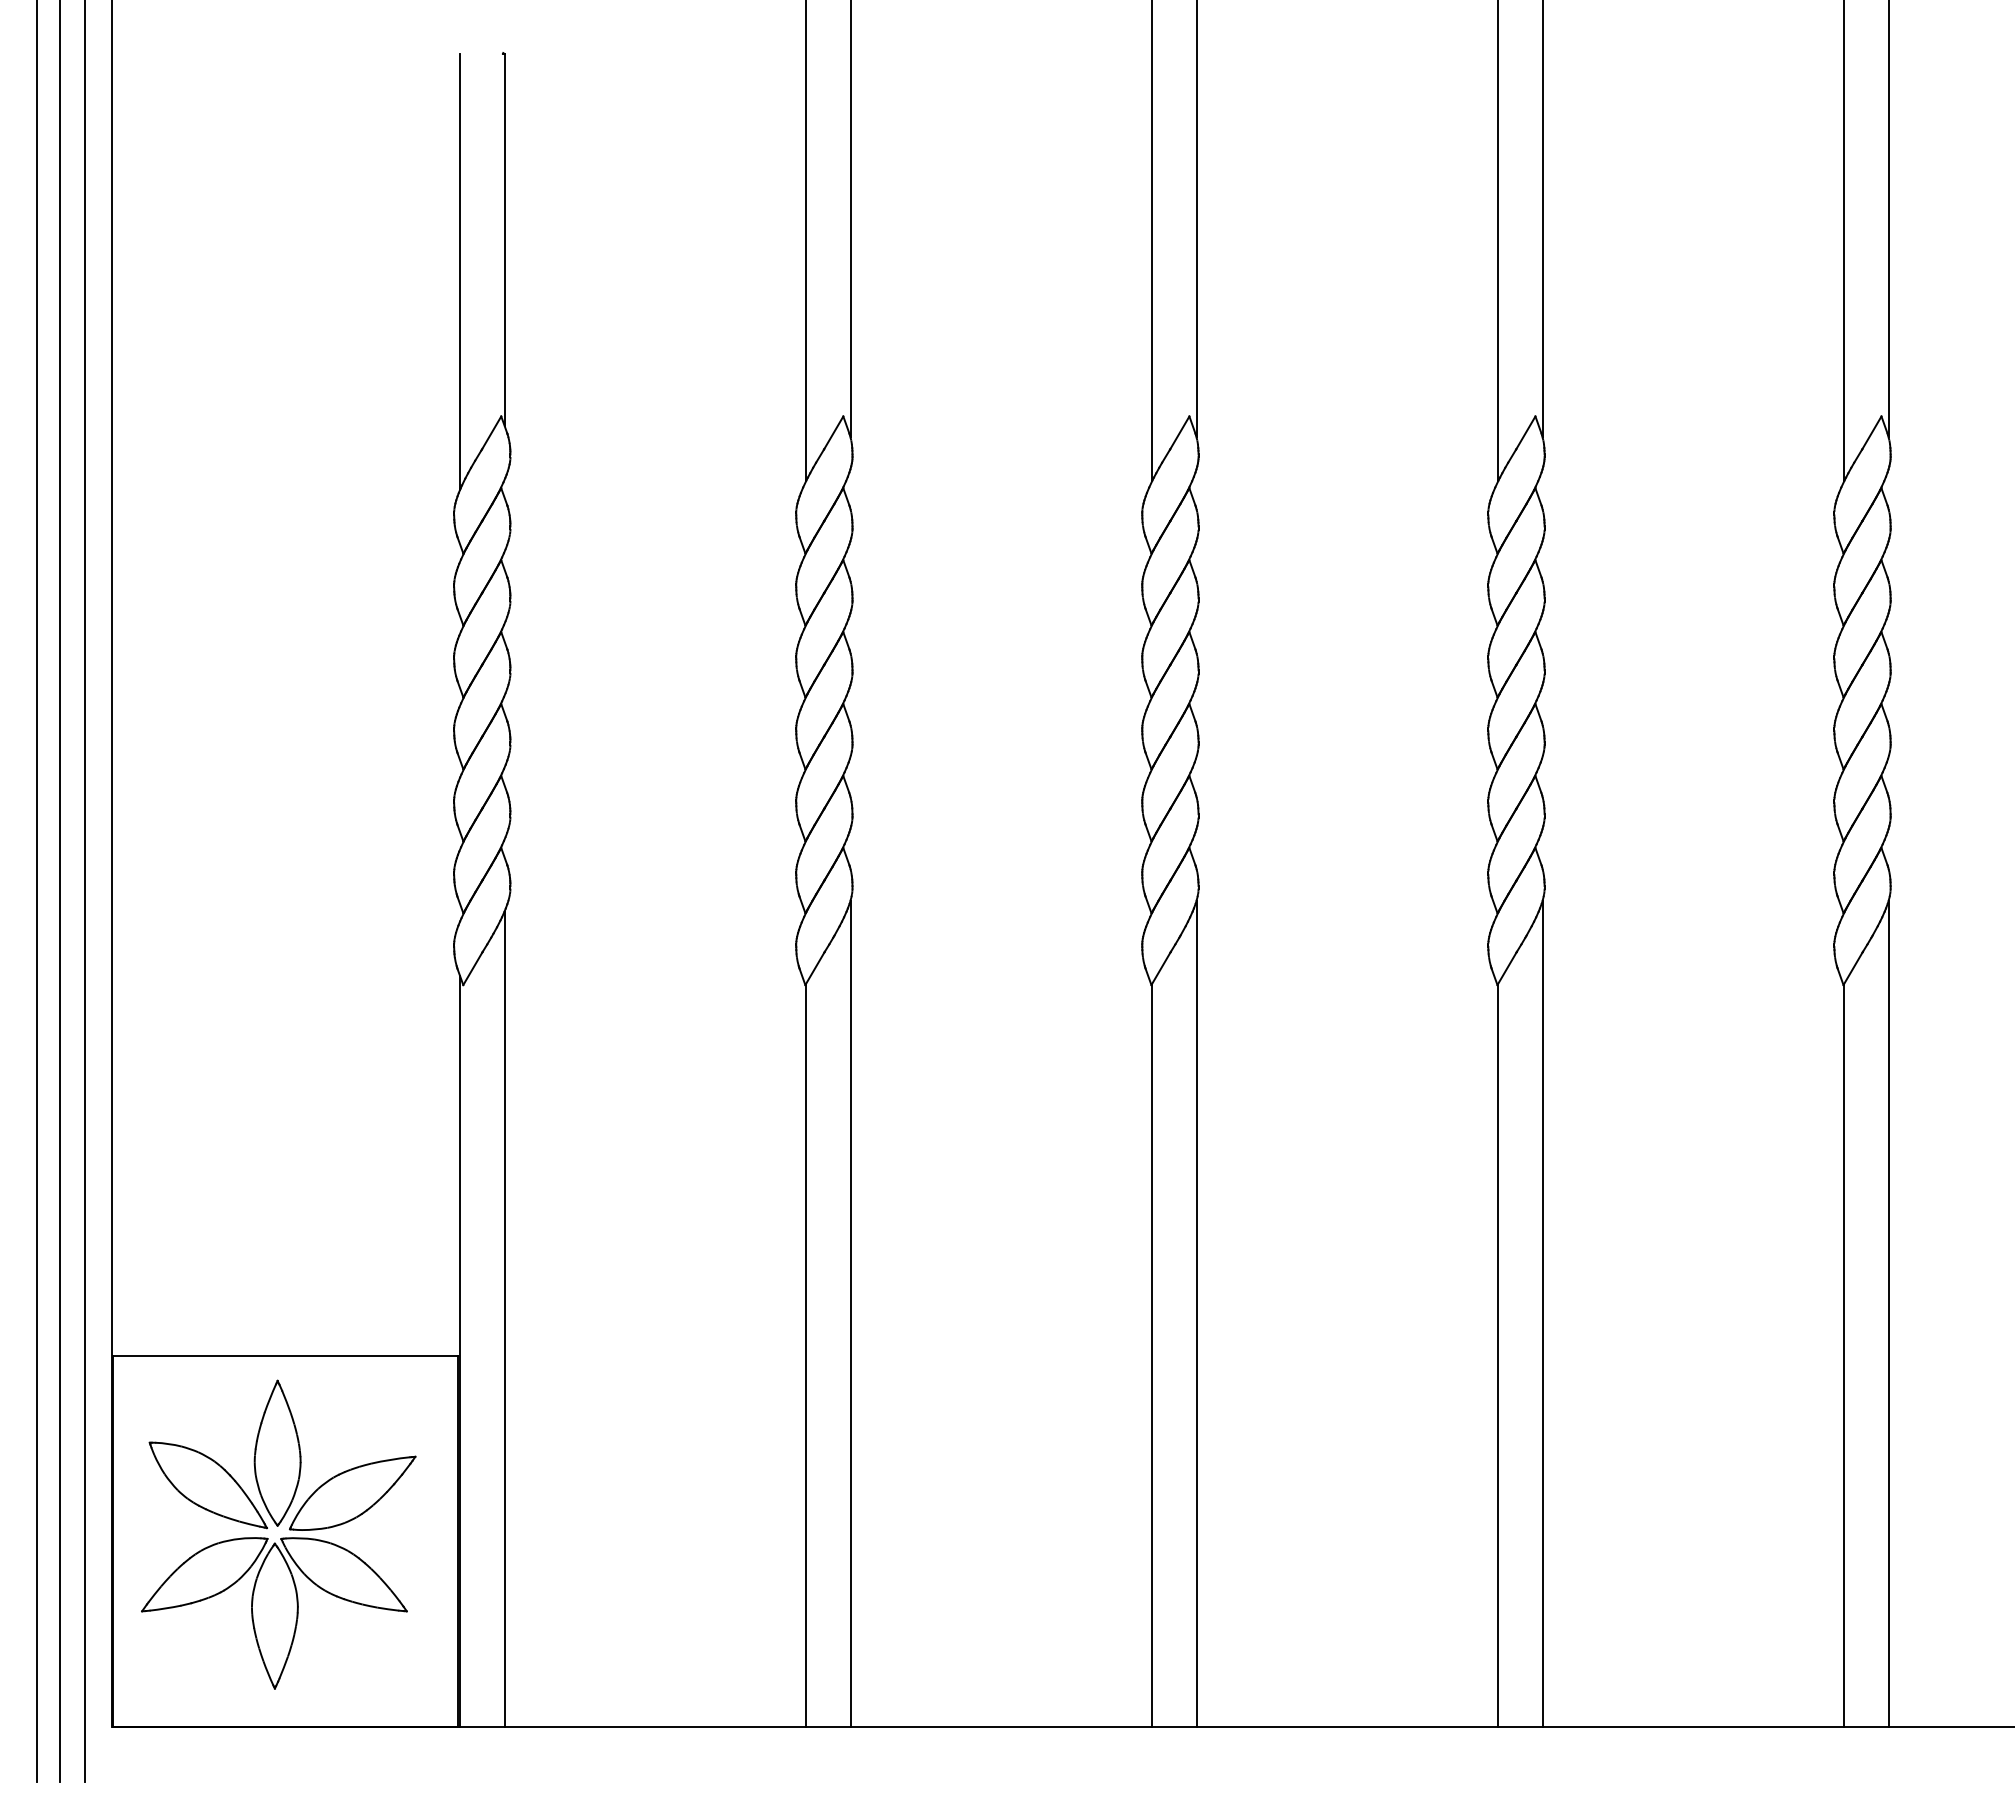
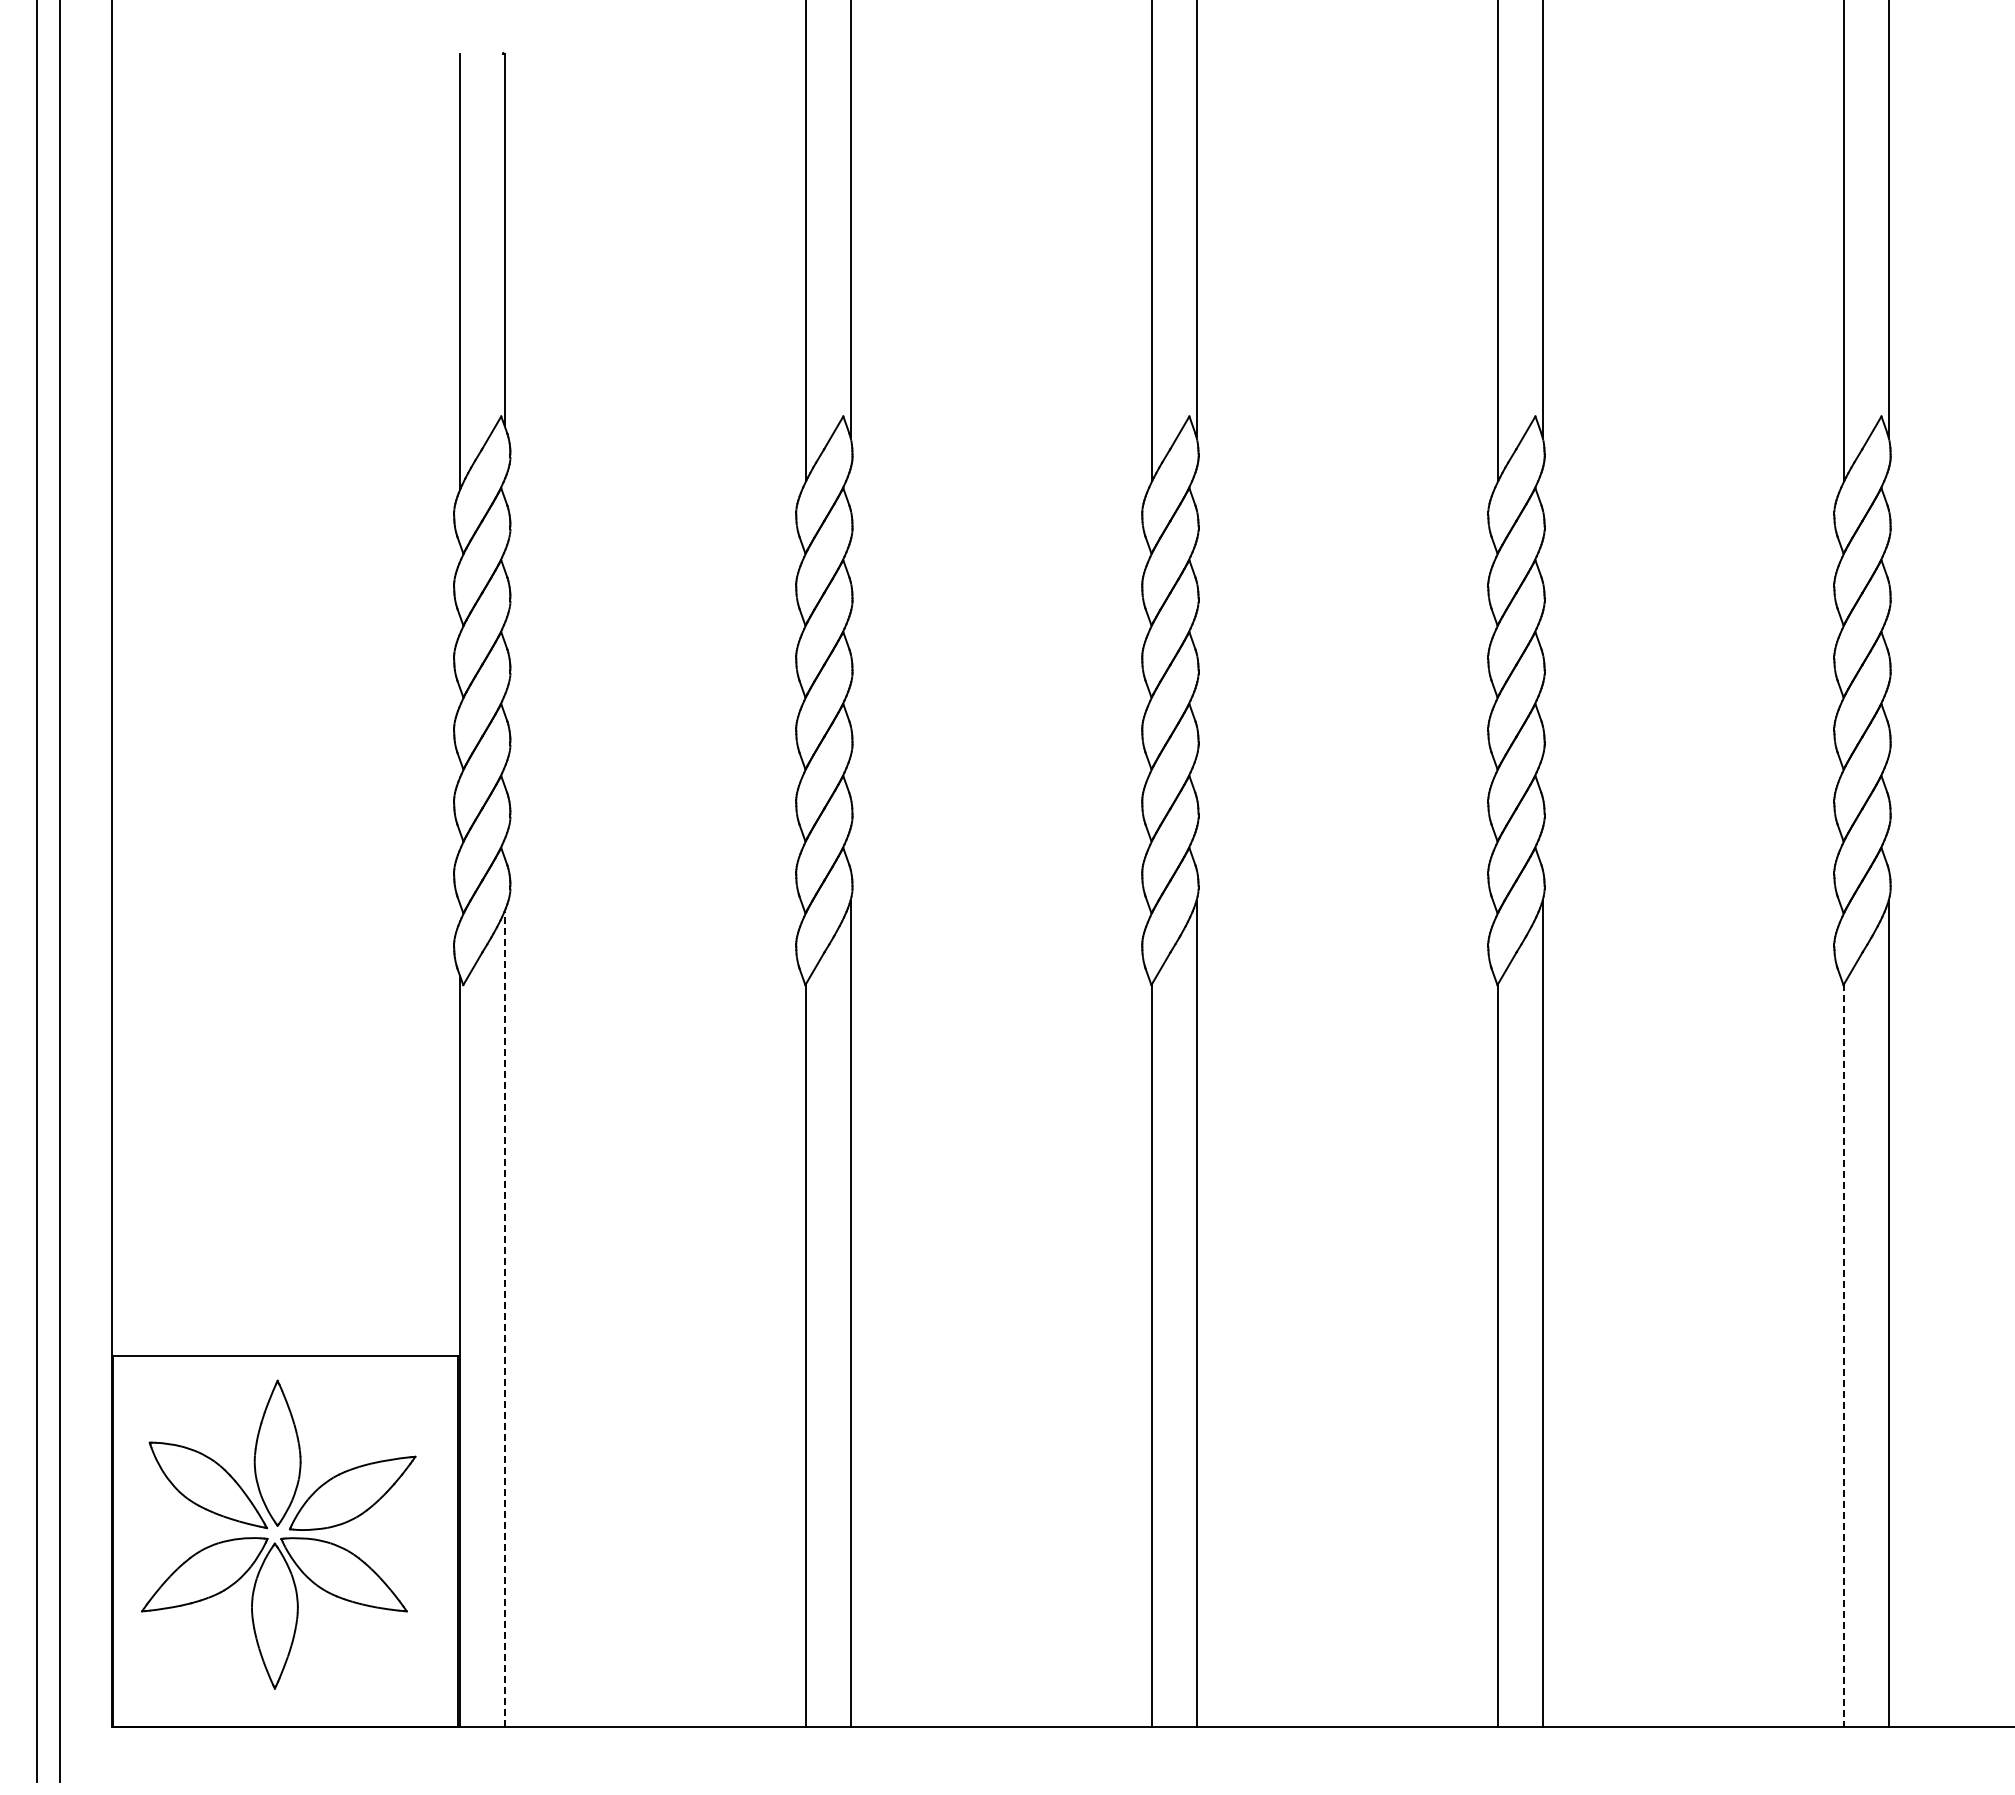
line: present -> none (84, 892)
line: solid -> dashed (504, 1318)
line: solid -> dashed (1844, 1355)
